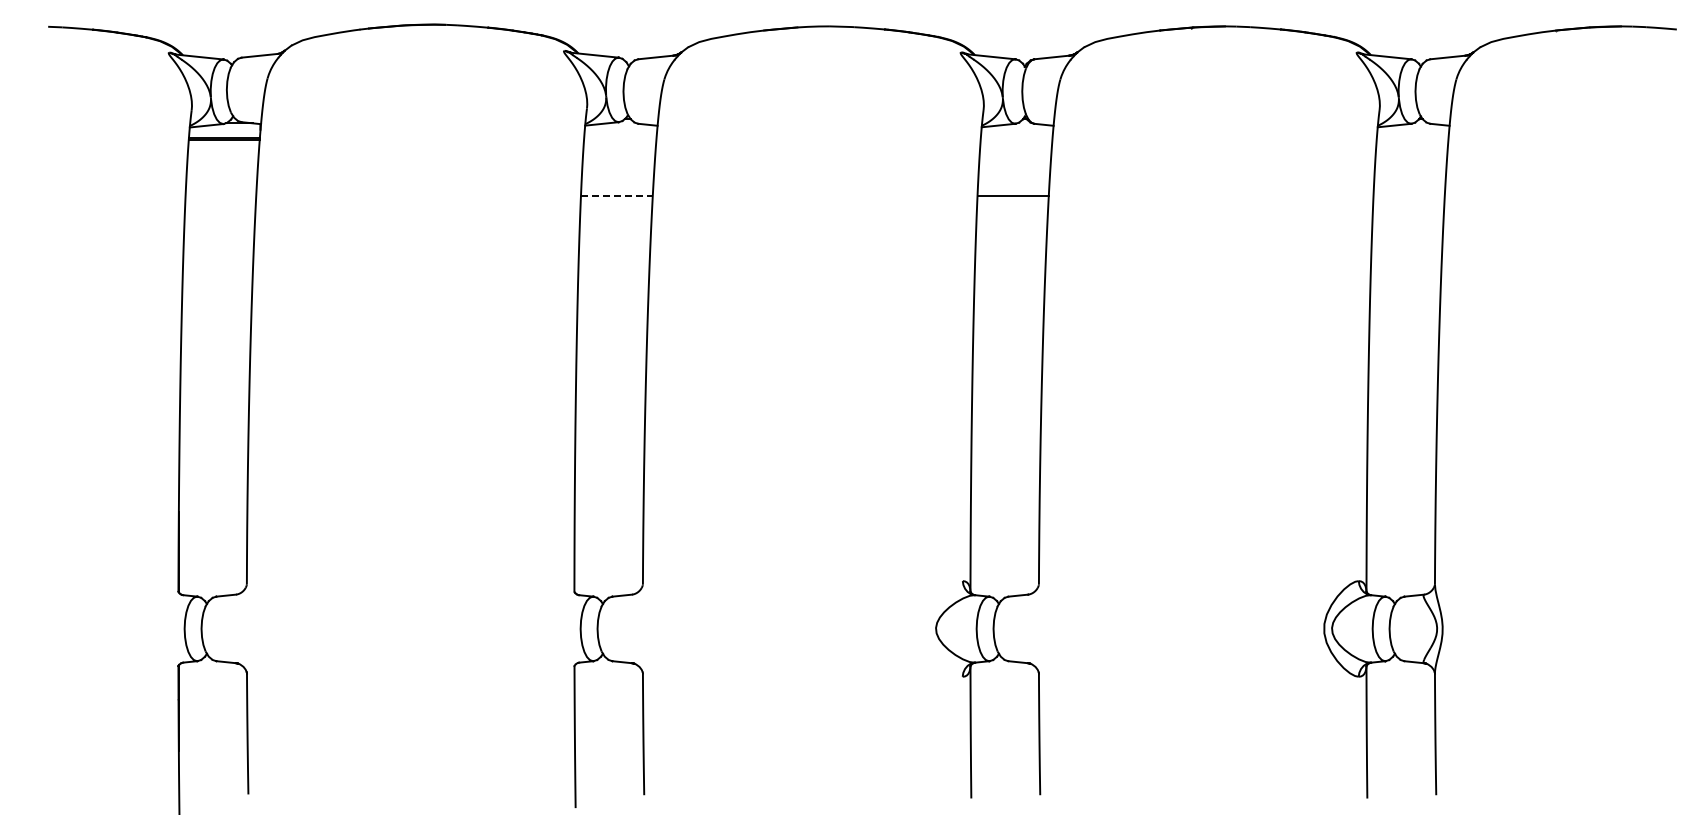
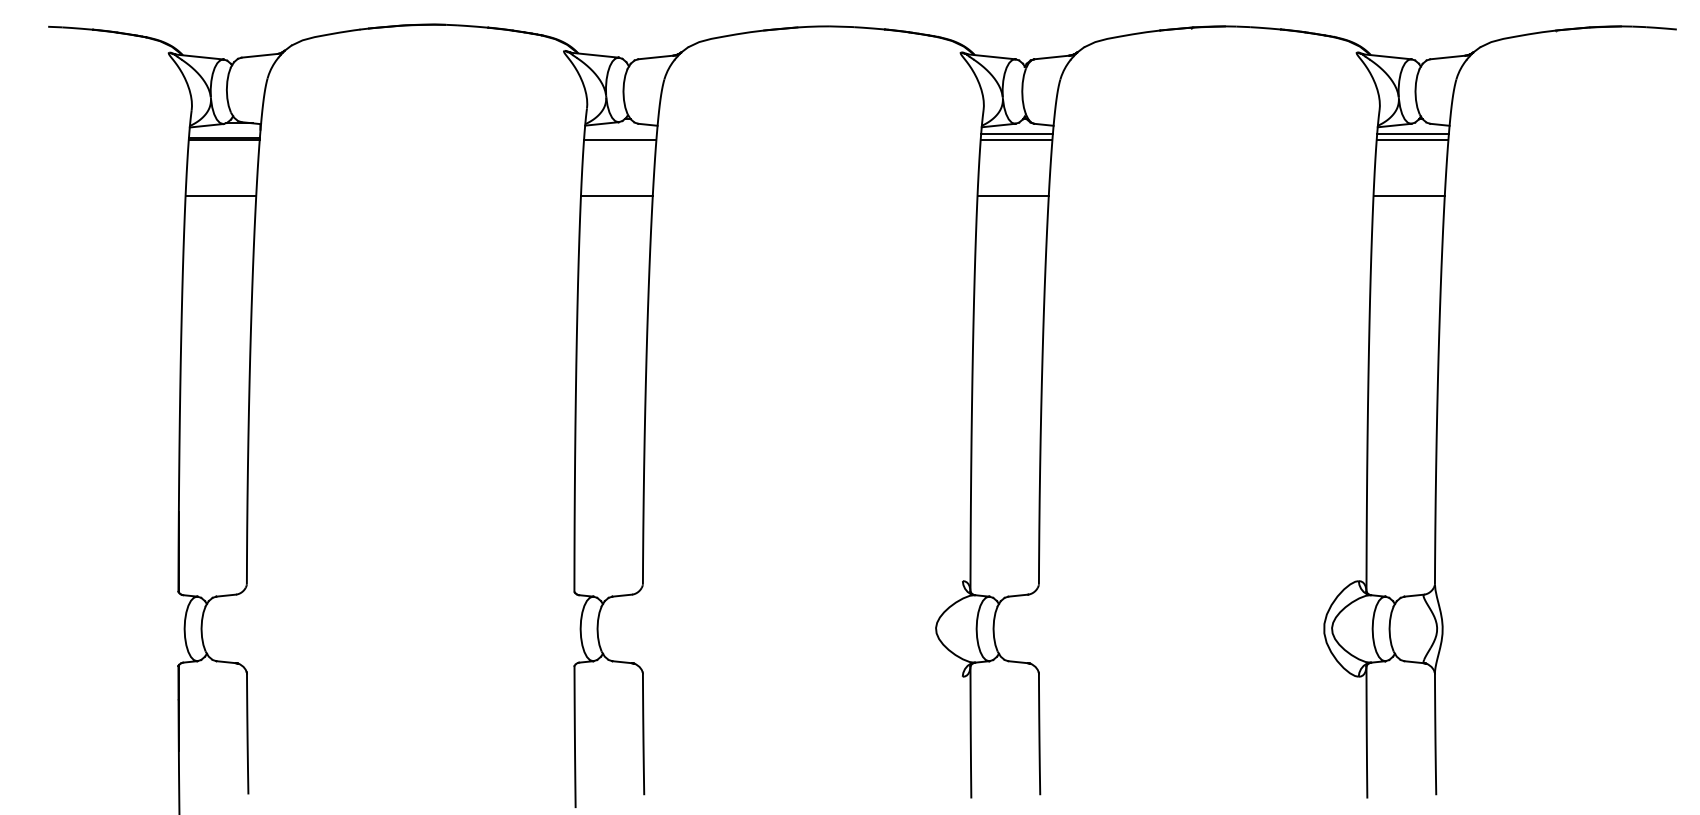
line: none -> present (1016, 133)
line: none -> present (1412, 133)
line: none -> present (620, 139)
line: none -> present (1016, 139)
line: none -> present (1412, 139)
line: none -> present (220, 195)
line: dashed -> solid (616, 195)
line: none -> present (1408, 195)
